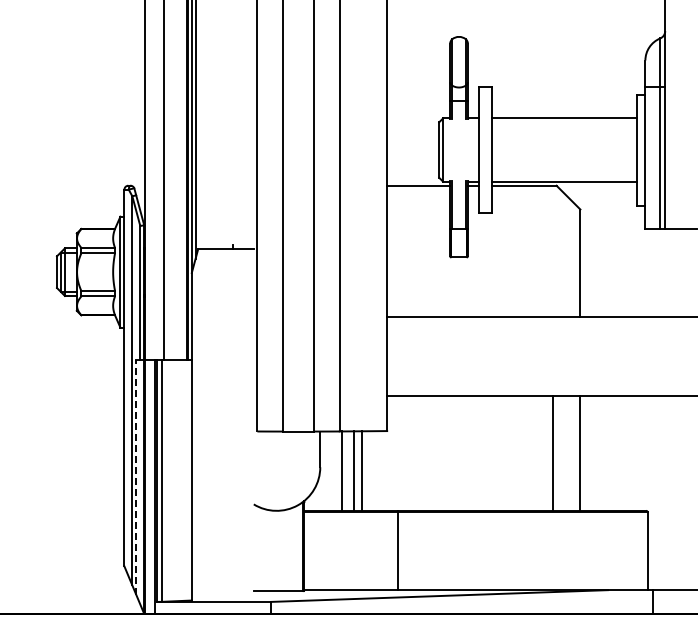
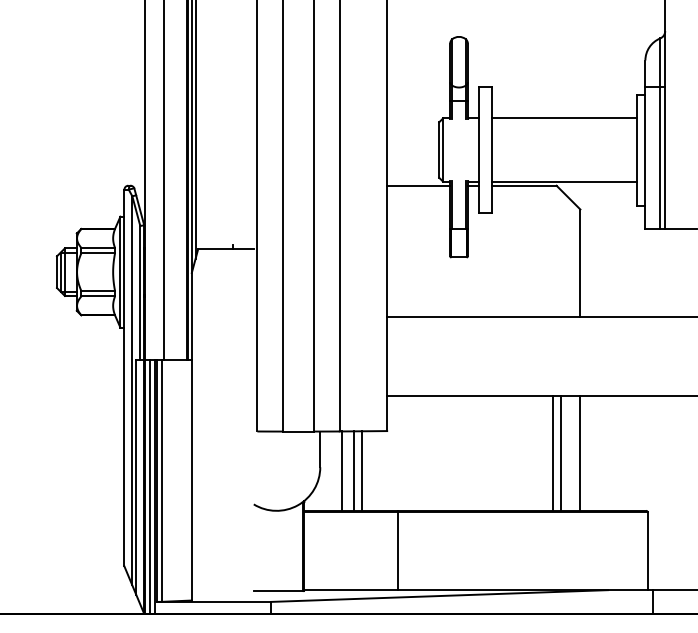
line: none -> present (560, 452)
line: dashed -> solid (136, 477)
line: none -> present (150, 486)
